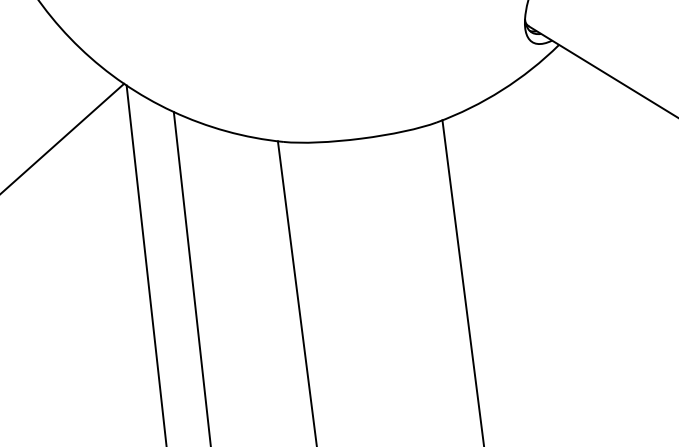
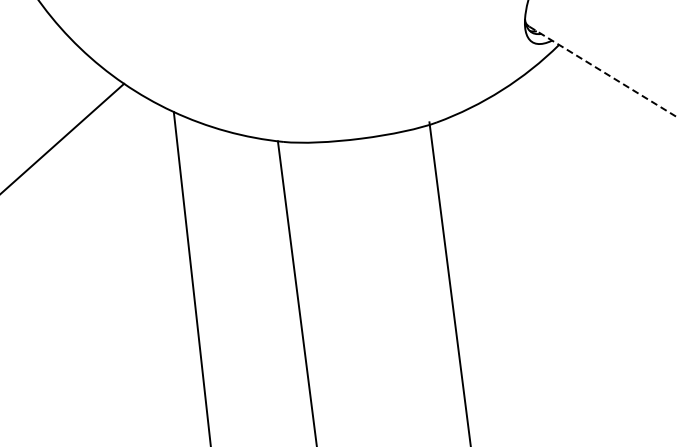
line: solid -> dashed (604, 72)
line: present -> none (146, 264)
line position: (462, 281) -> (449, 282) (449, 282)
